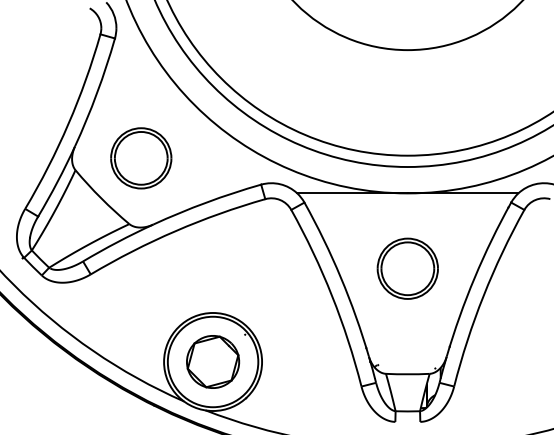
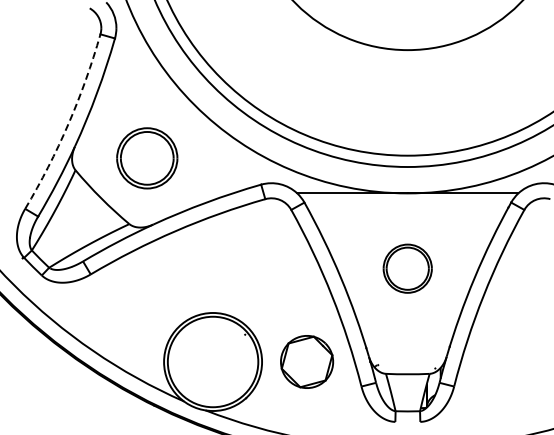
arc: solid -> dashed (68, 124)
part position: (141, 158) -> (147, 158) (147, 158)
part size: 63x63 px -> 51x51 px (407, 268)
part position: (213, 361) -> (307, 361) (307, 361)
